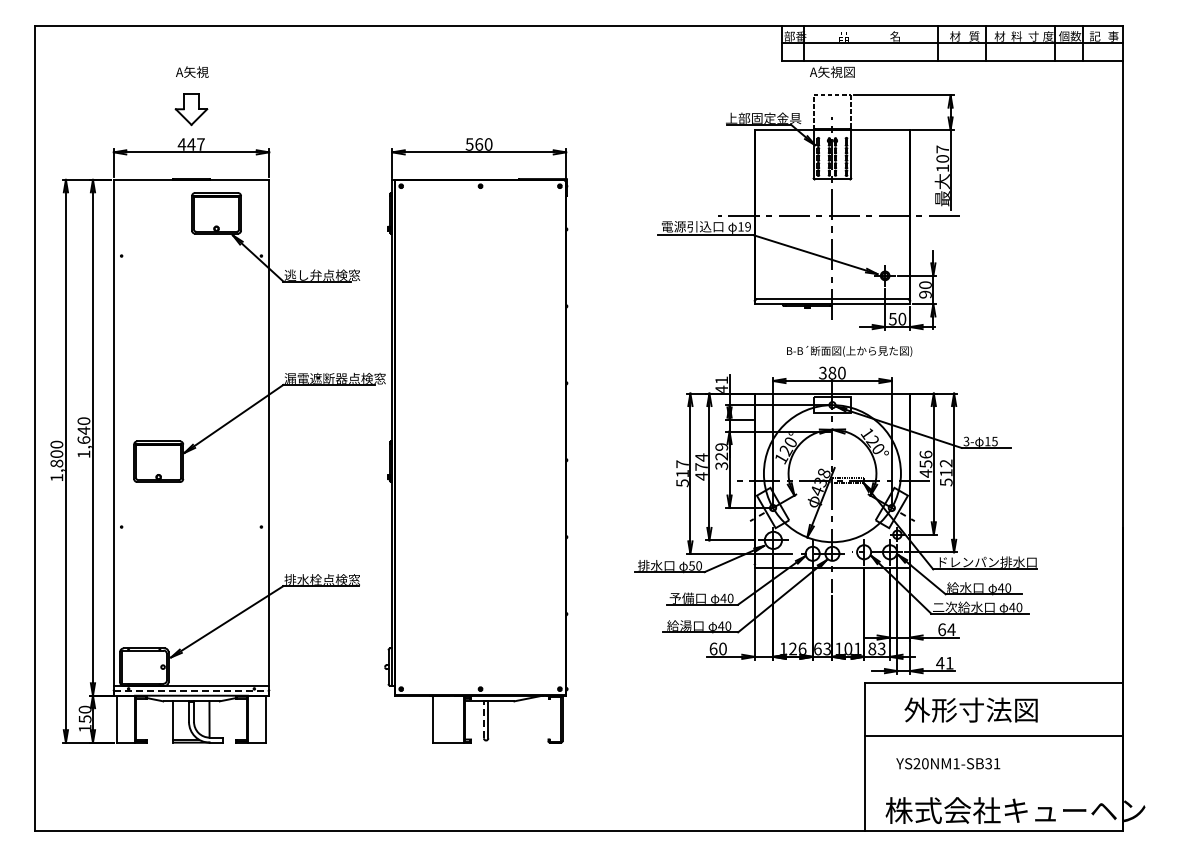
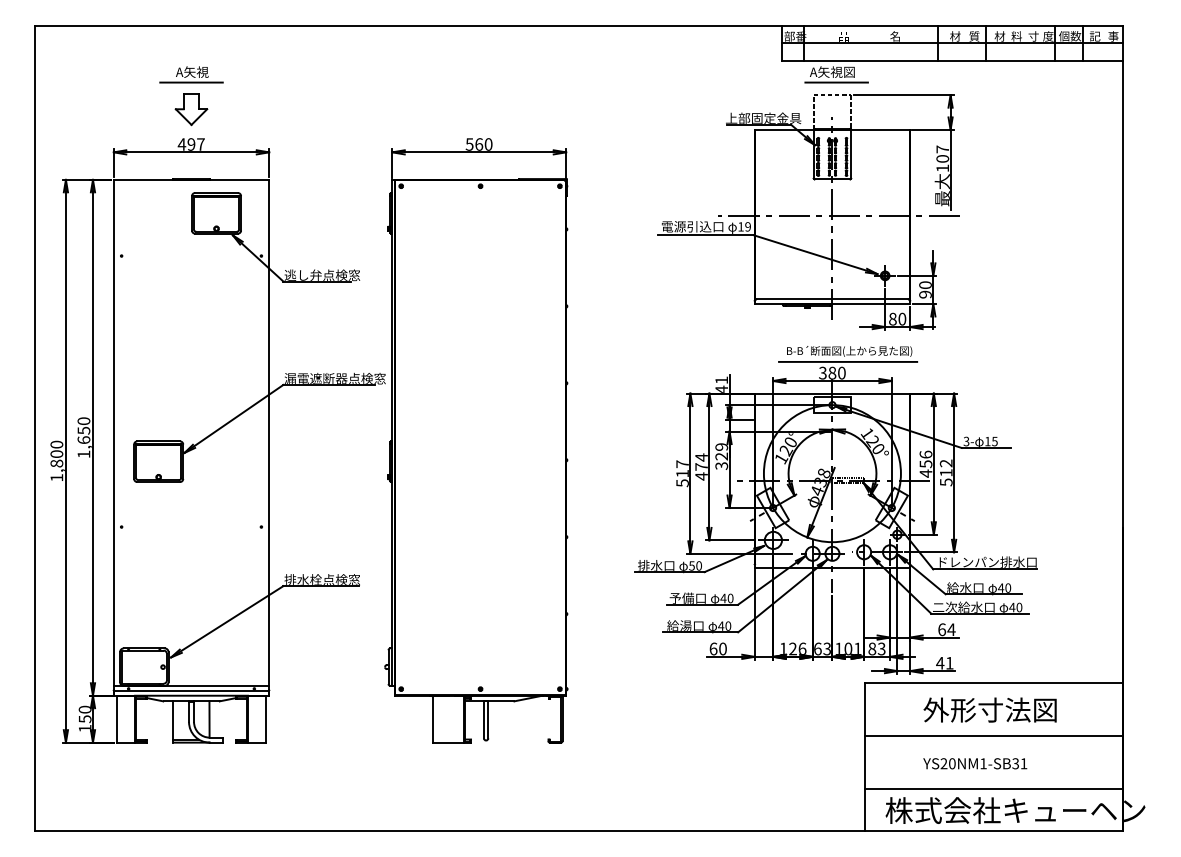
line: none -> present (191, 82)
line: none -> present (836, 82)
text: 447 -> 497 (191, 144)
text: 50 -> 80 (892, 318)
line: none -> present (848, 361)
text: 1,640 -> 1,650 (83, 430)
line: dashed -> solid (192, 690)
text position: (970, 709) -> (989, 709) (989, 709)
line: dashed -> solid (483, 719)
text position: (948, 763) -> (975, 763) (975, 763)
line: none -> present (993, 788)
